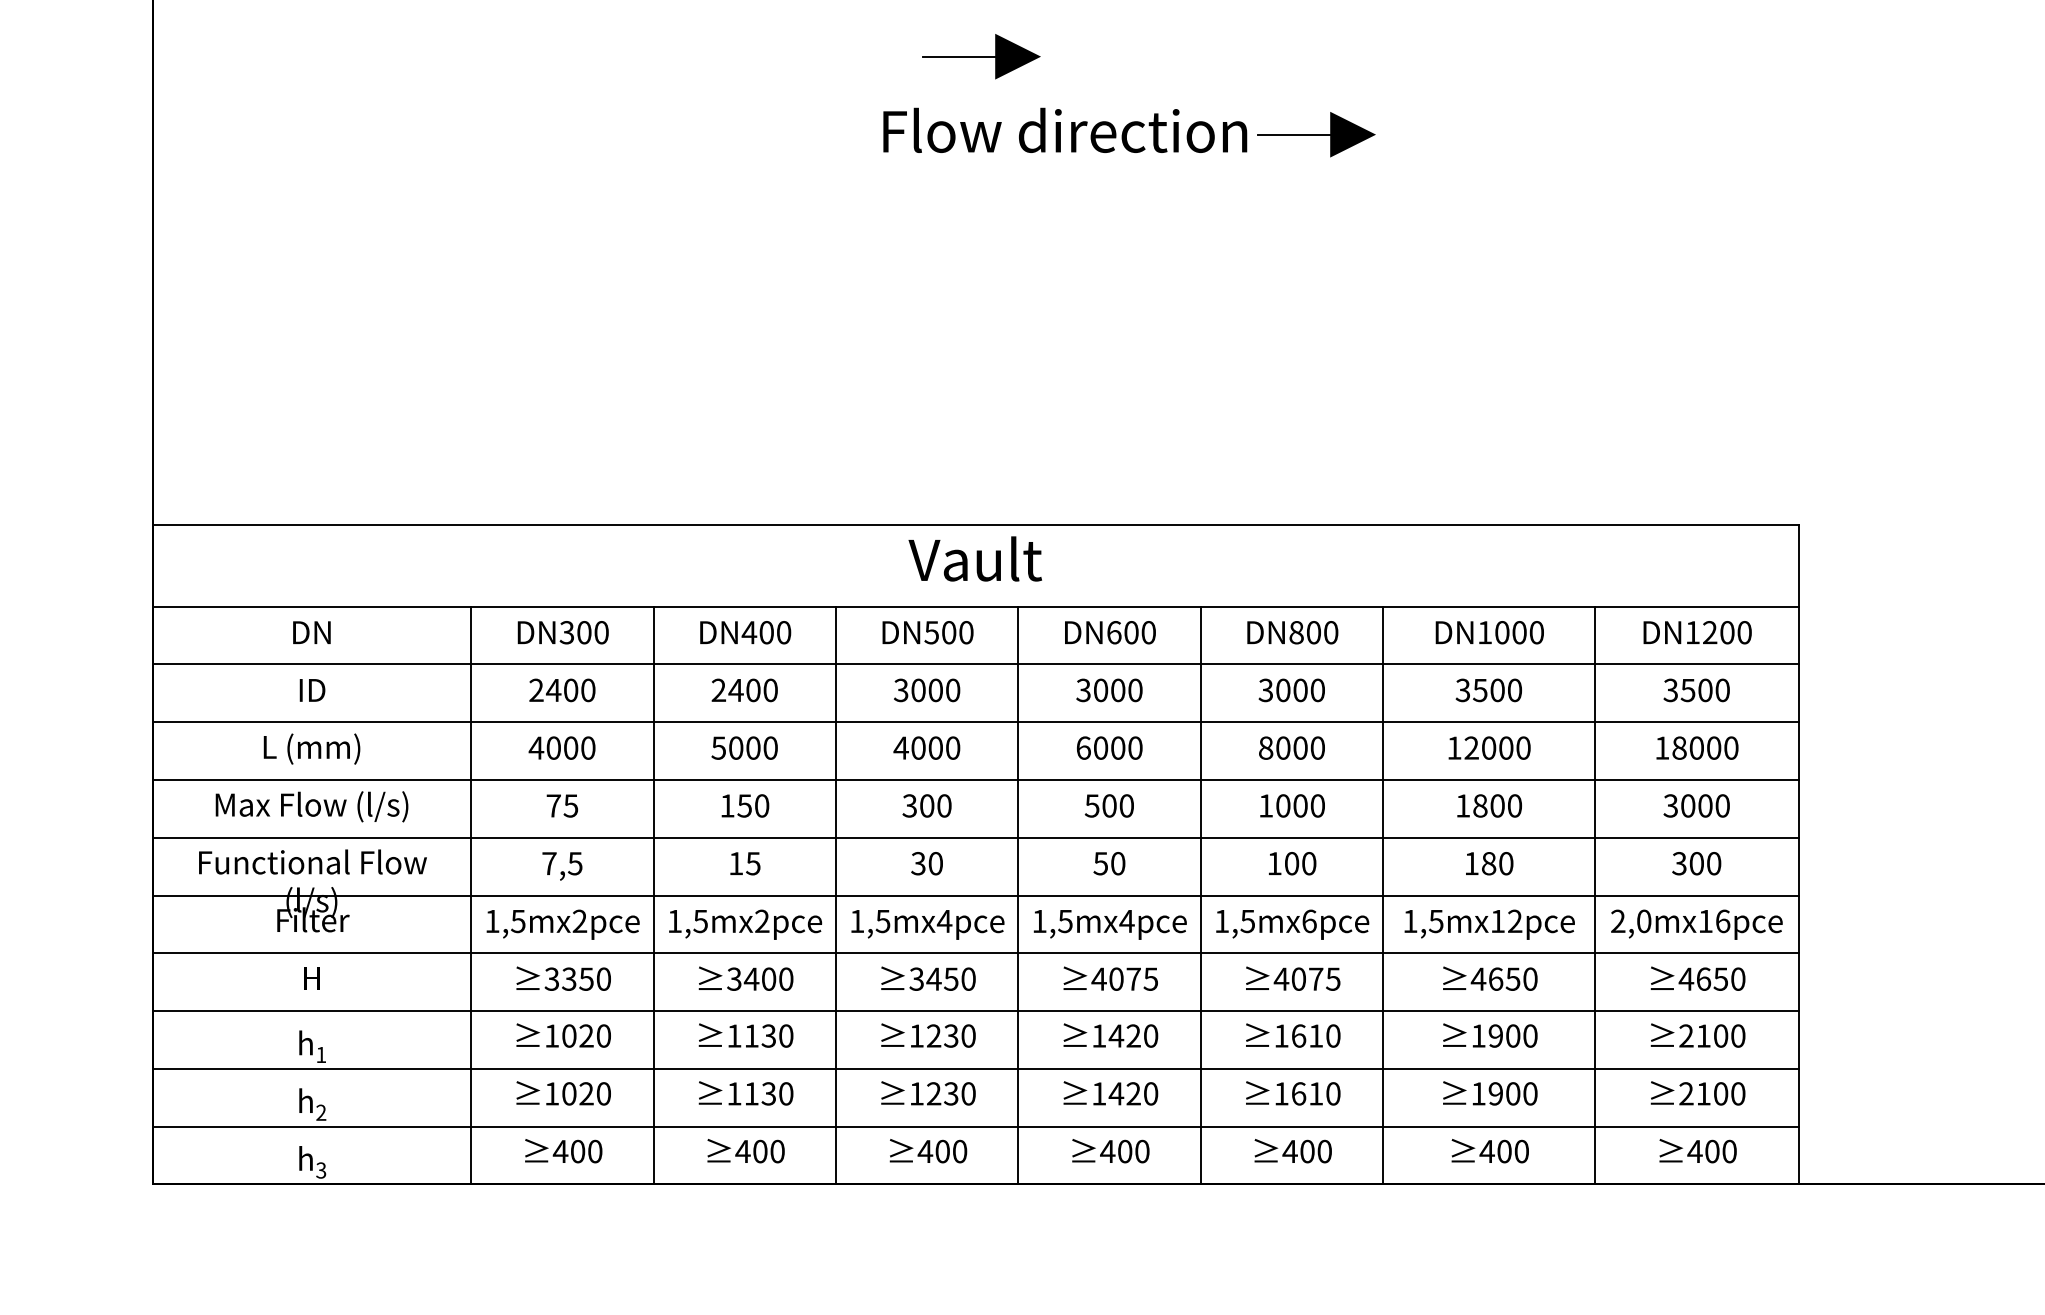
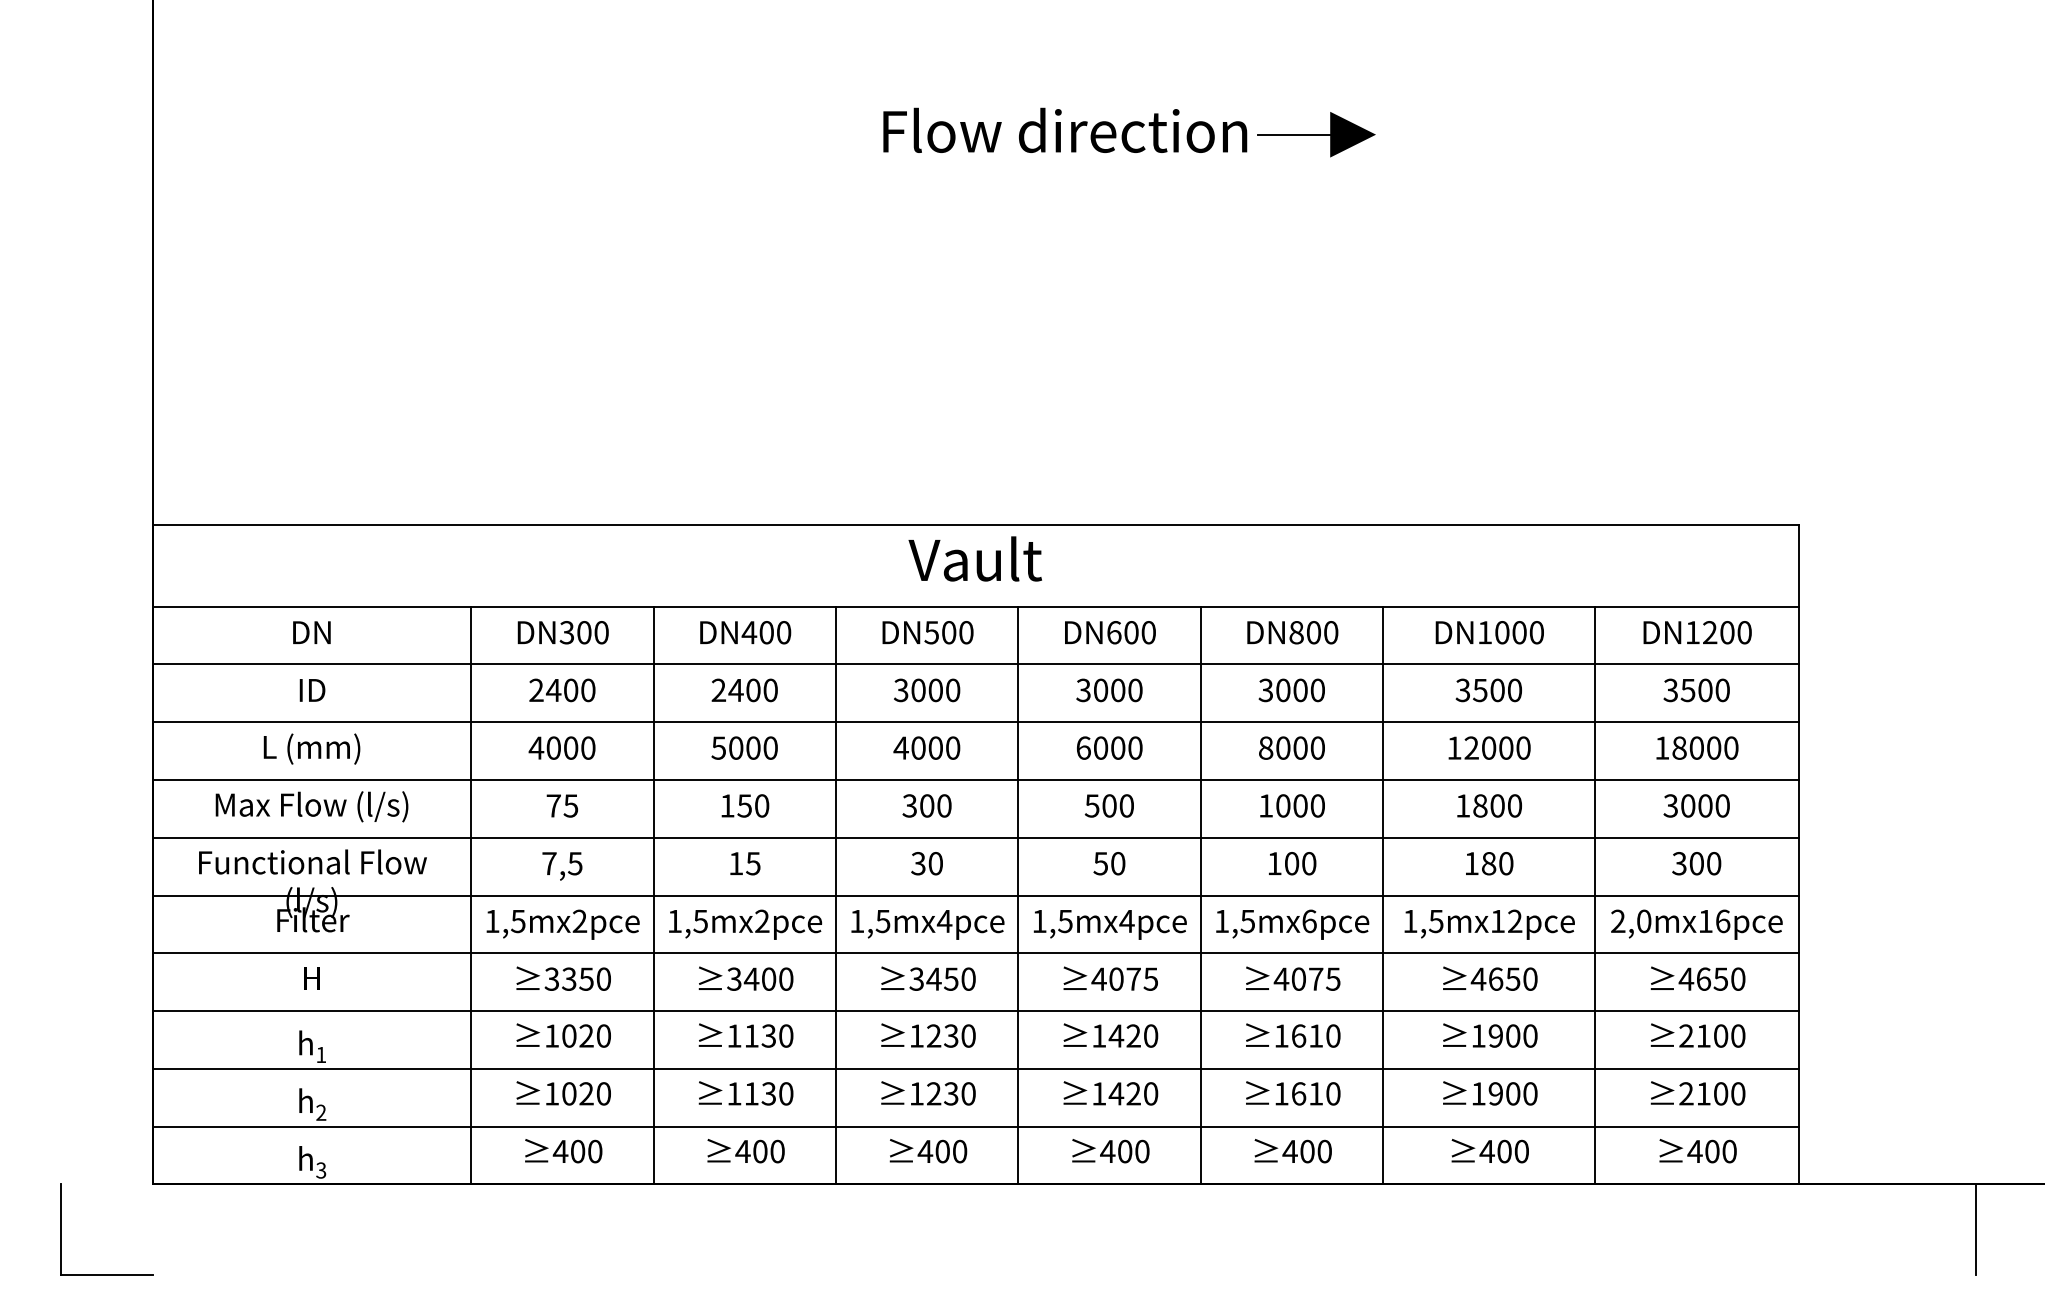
part: present -> none (981, 56)
part: none -> present (61, 1229)
line: none -> present (1976, 1229)
